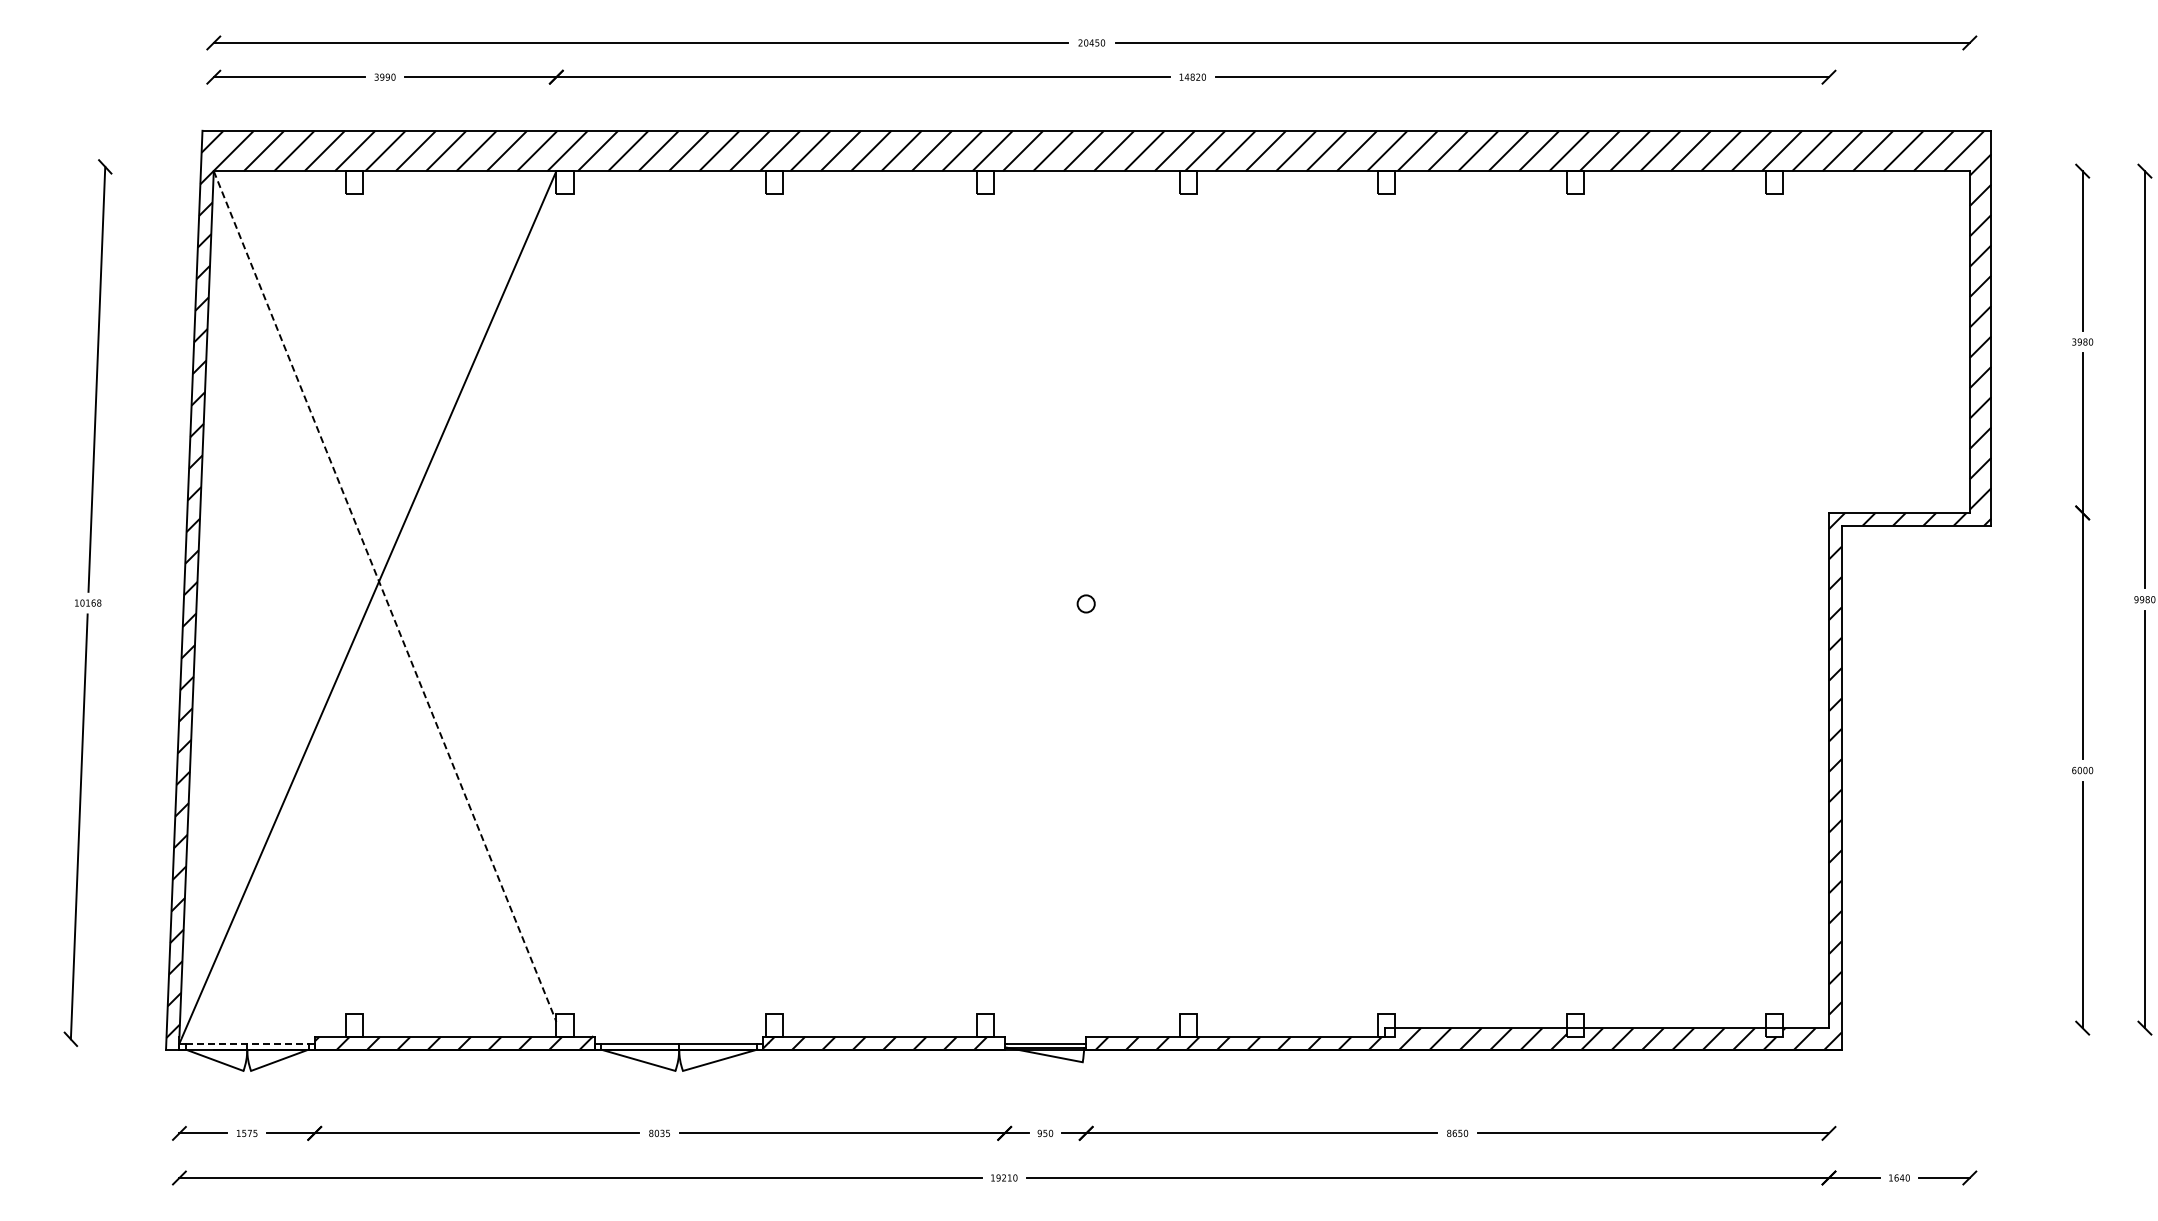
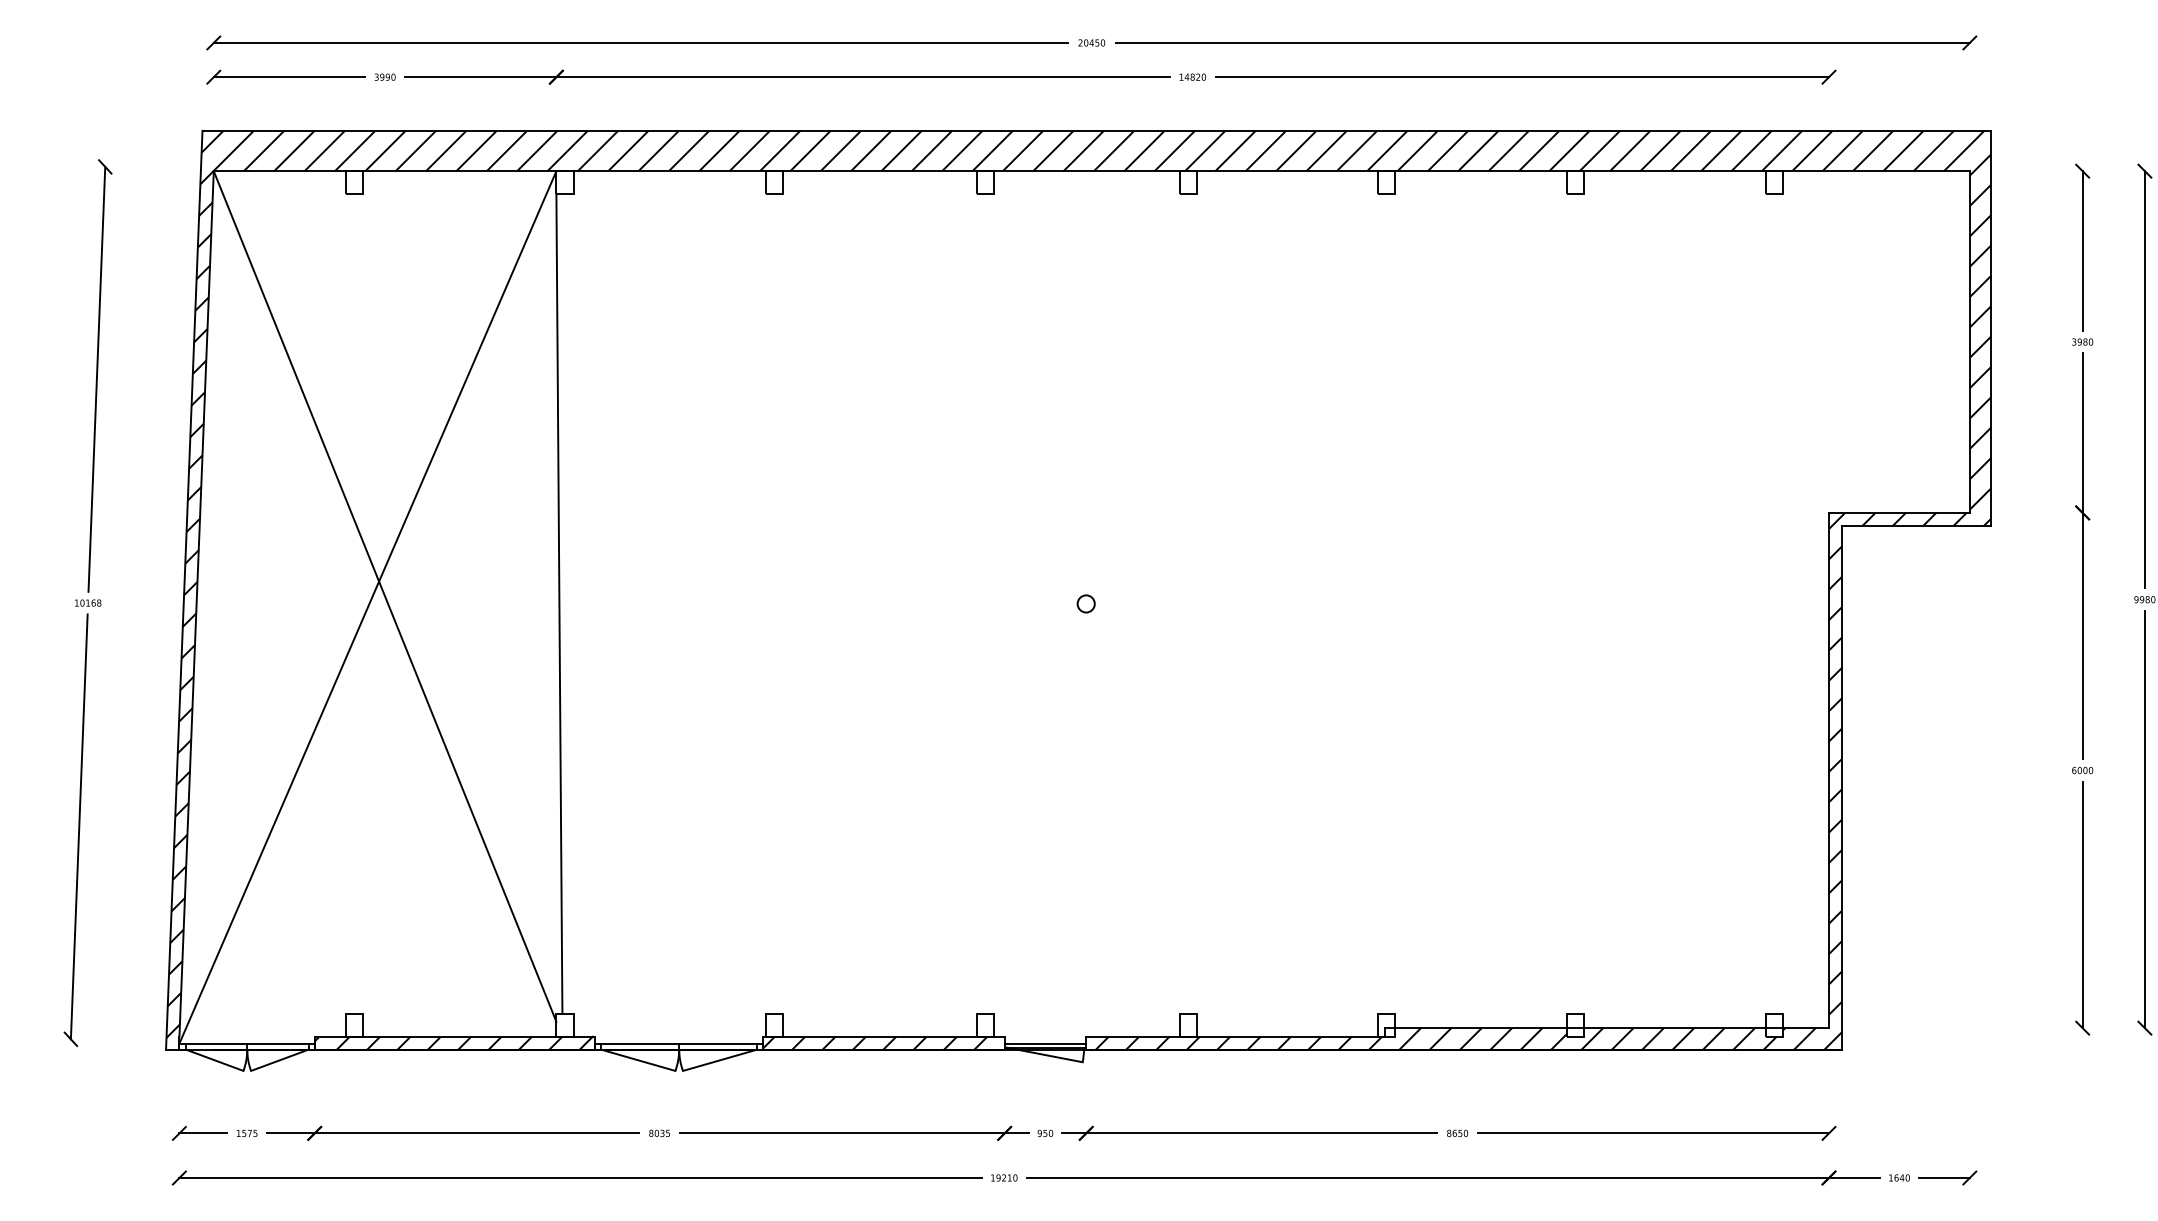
line: dashed -> solid (385, 596)
line: none -> present (559, 603)
line: dashed -> solid (247, 1043)
